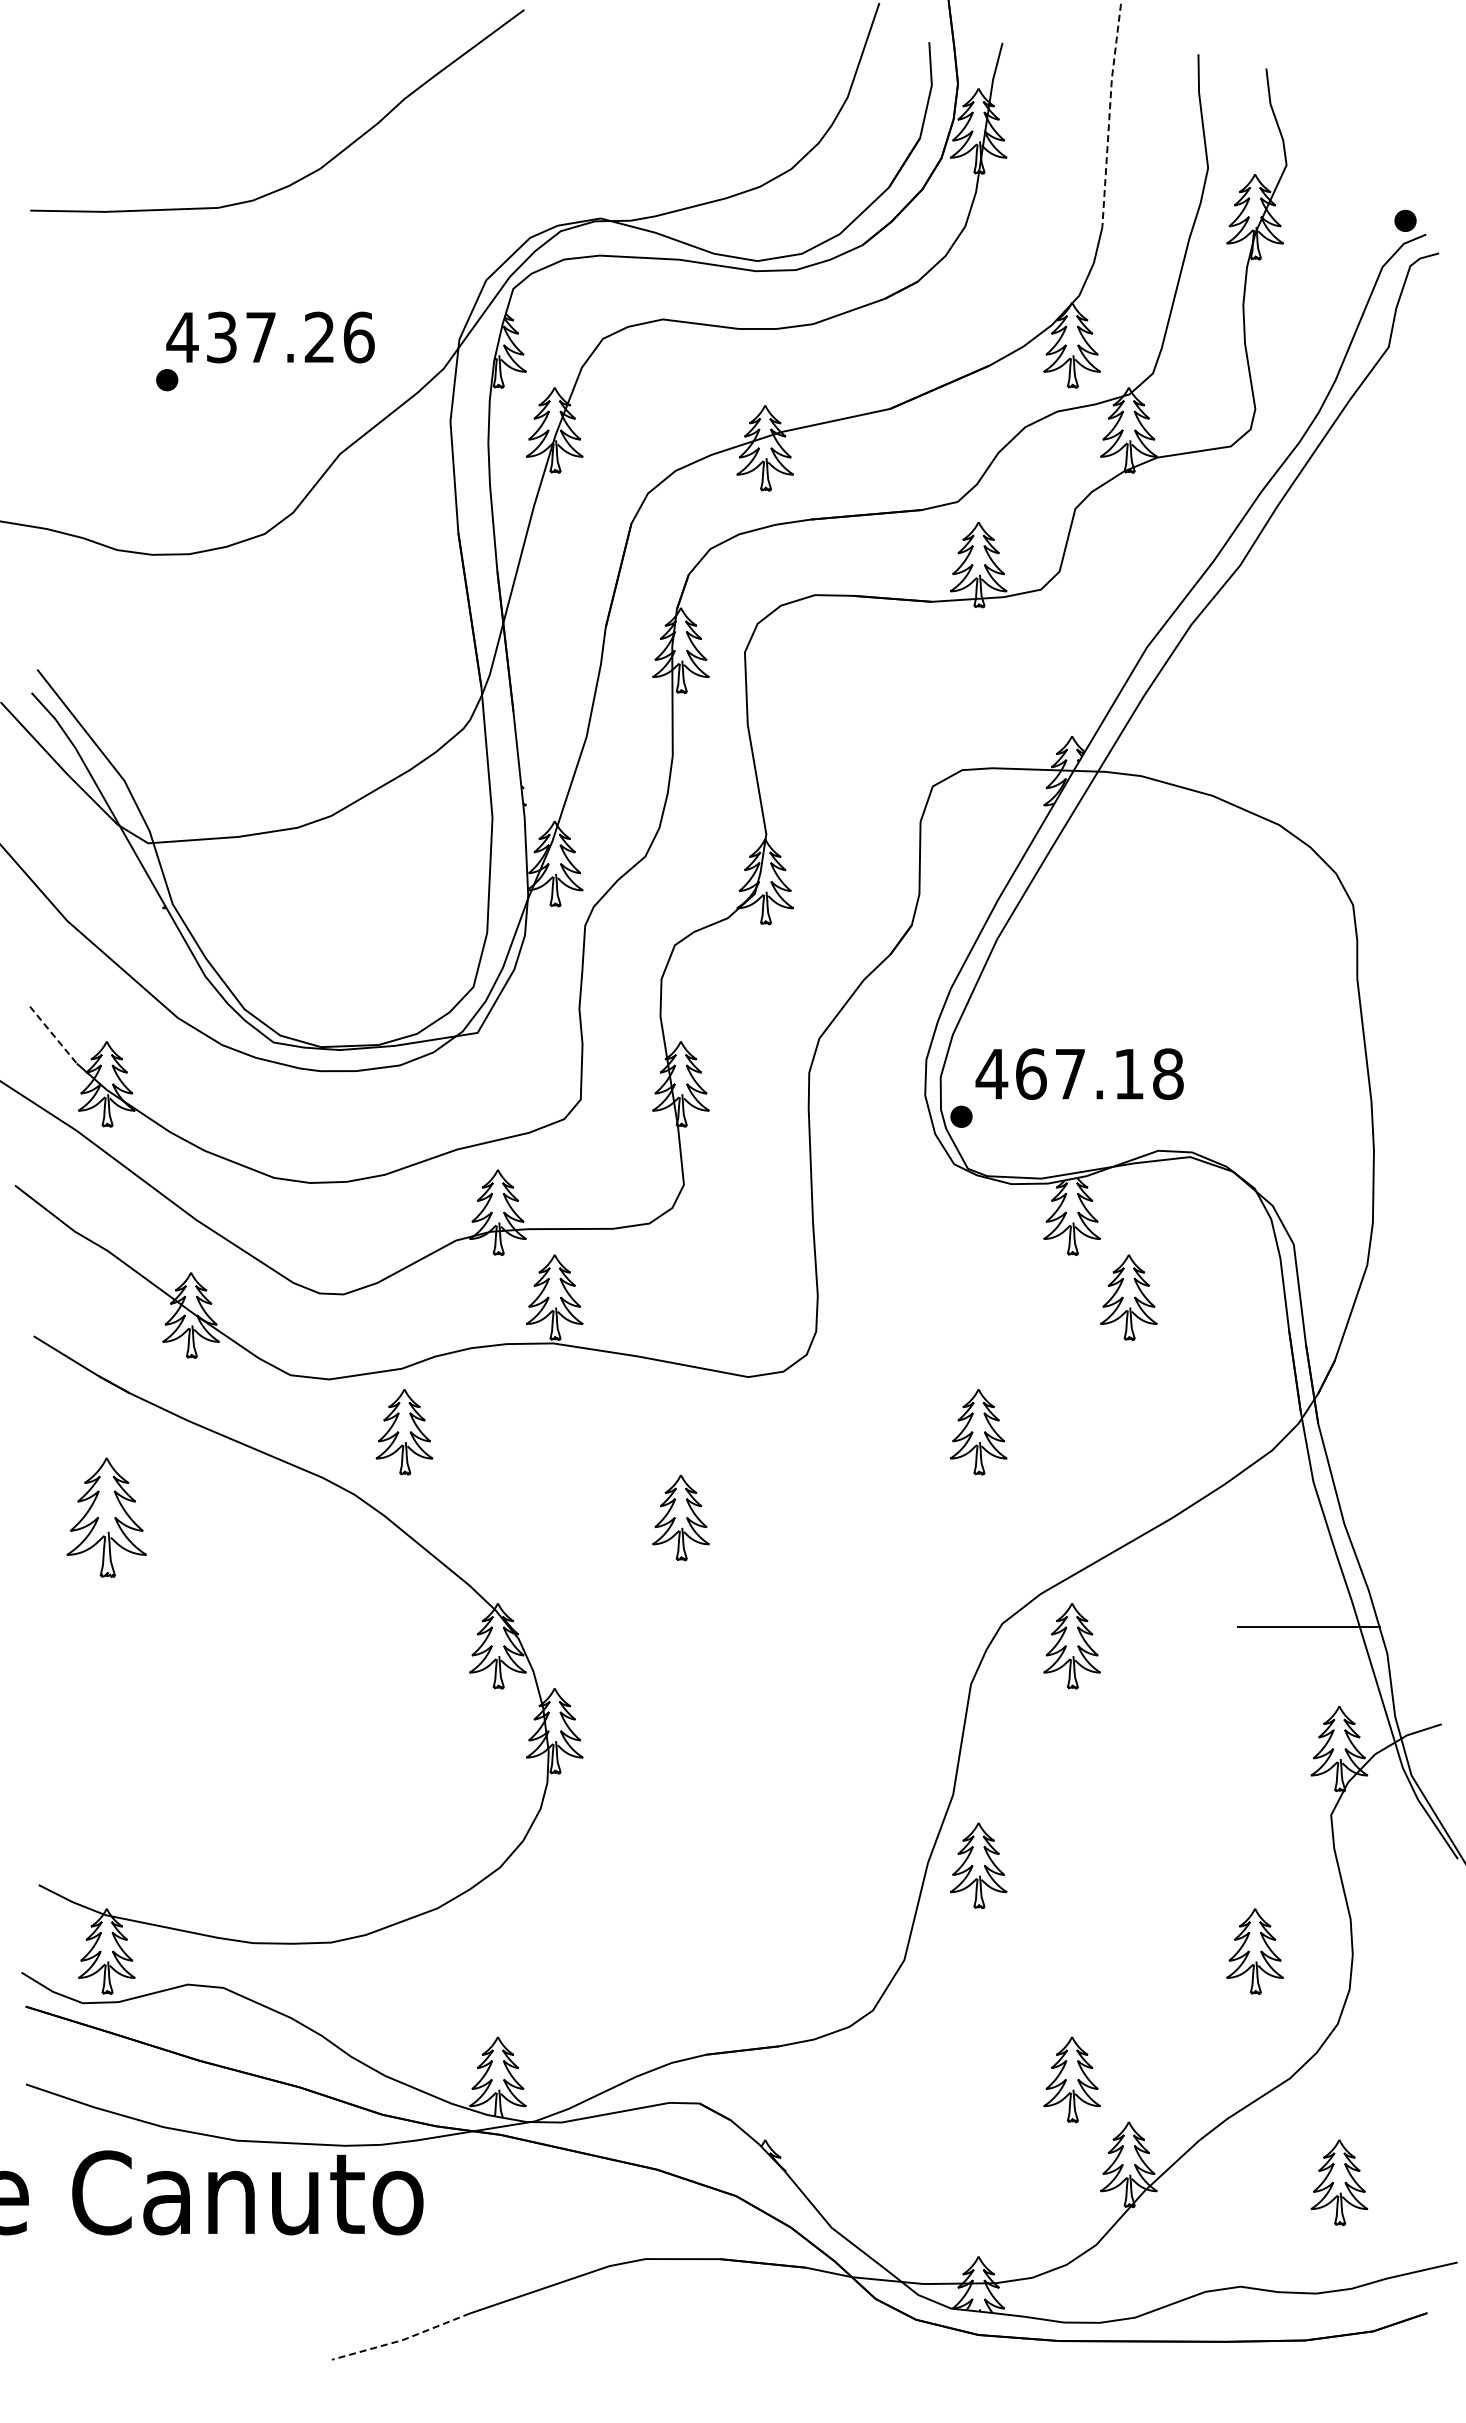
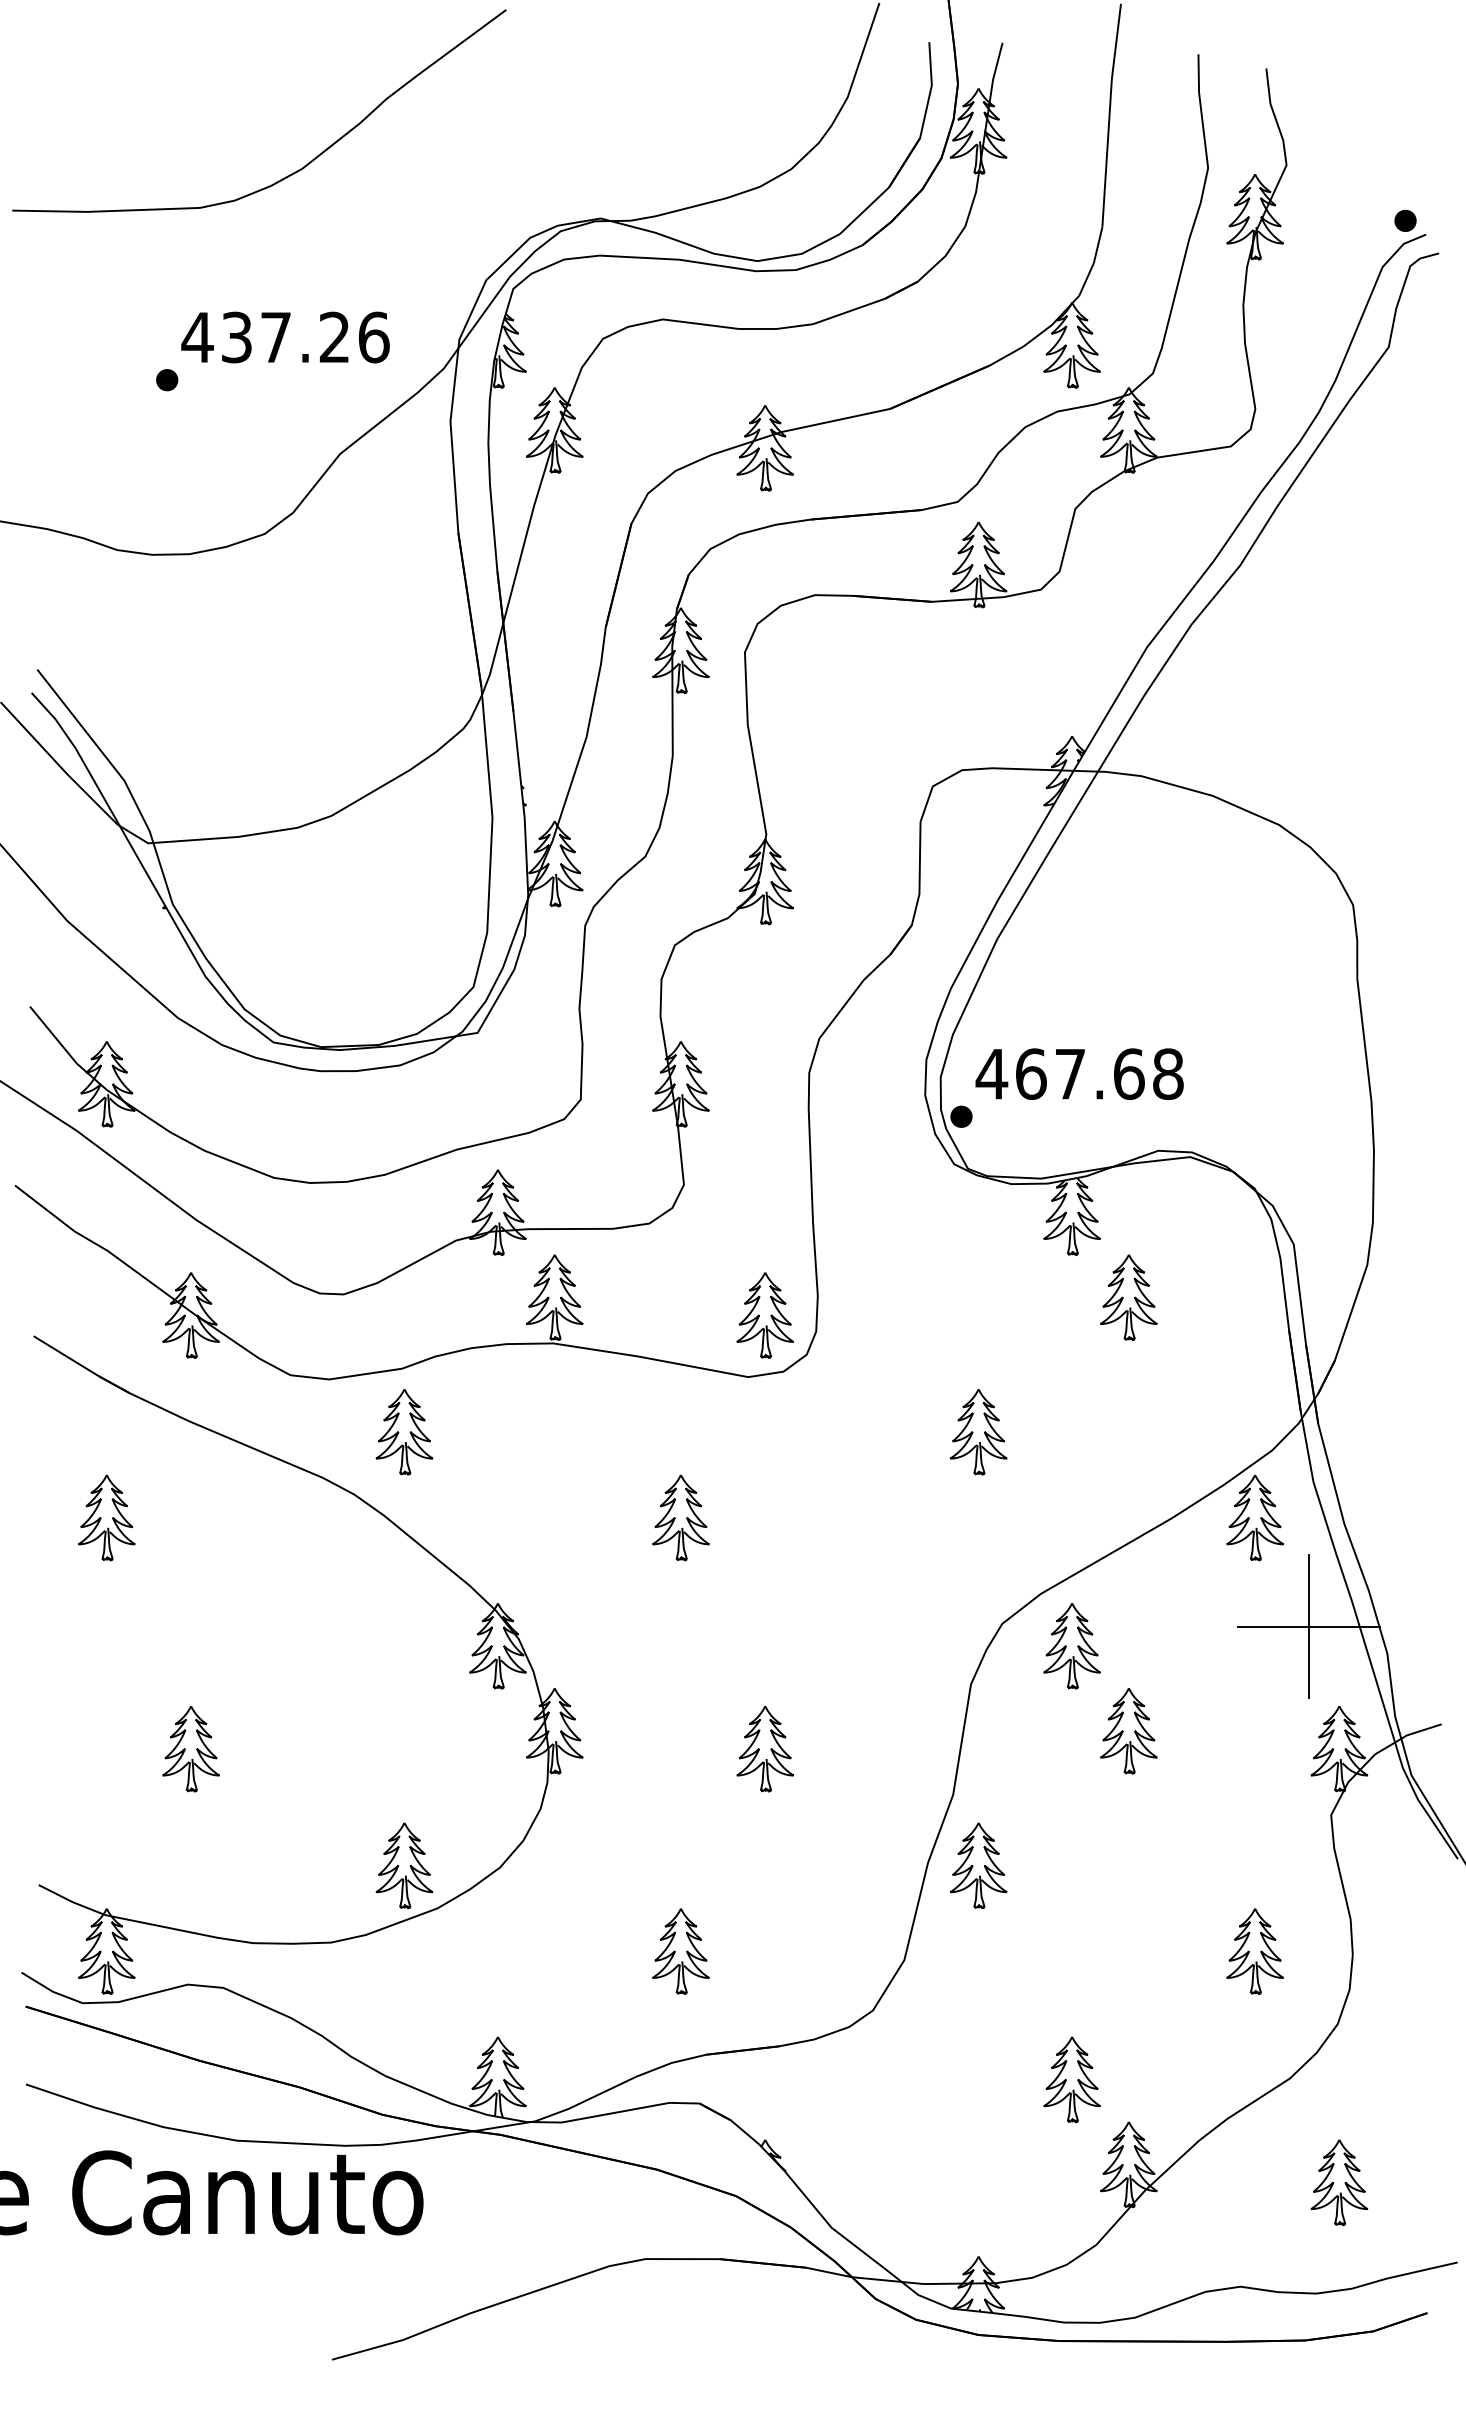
line: dashed -> solid (1109, 114)
curve position: (314, 170) -> (296, 170) (296, 170)
text position: (270, 337) -> (285, 337) (285, 337)
line: dashed -> solid (53, 1035)
text: 467.18 -> 467.68 (1129, 1074)
part: none -> present (764, 1315)
part size: 81x122 px -> 58x88 px (106, 1517)
part: none -> present (1254, 1517)
line: none -> present (1309, 1626)
part: none -> present (1128, 1731)
part: none -> present (190, 1749)
part: none -> present (764, 1749)
part: none -> present (404, 1865)
part: none -> present (680, 1951)
line: dashed -> solid (402, 2340)
